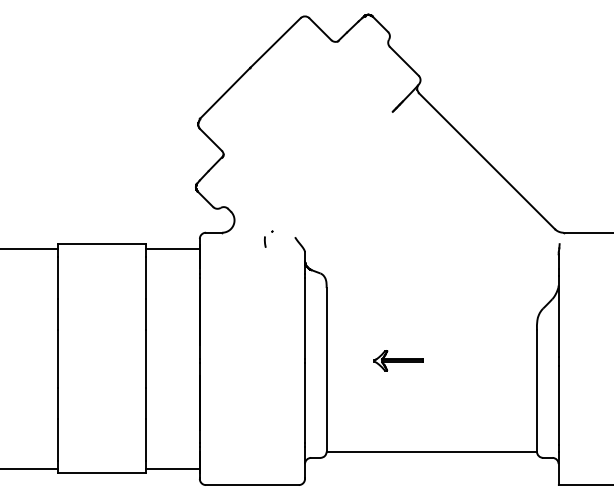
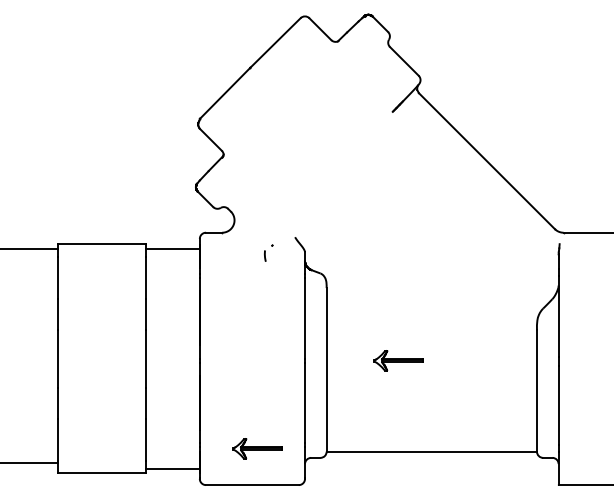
part position: (268, 238) -> (268, 252) (268, 252)
part: none -> present (257, 448)
line position: (29, 469) -> (29, 463) (29, 463)
